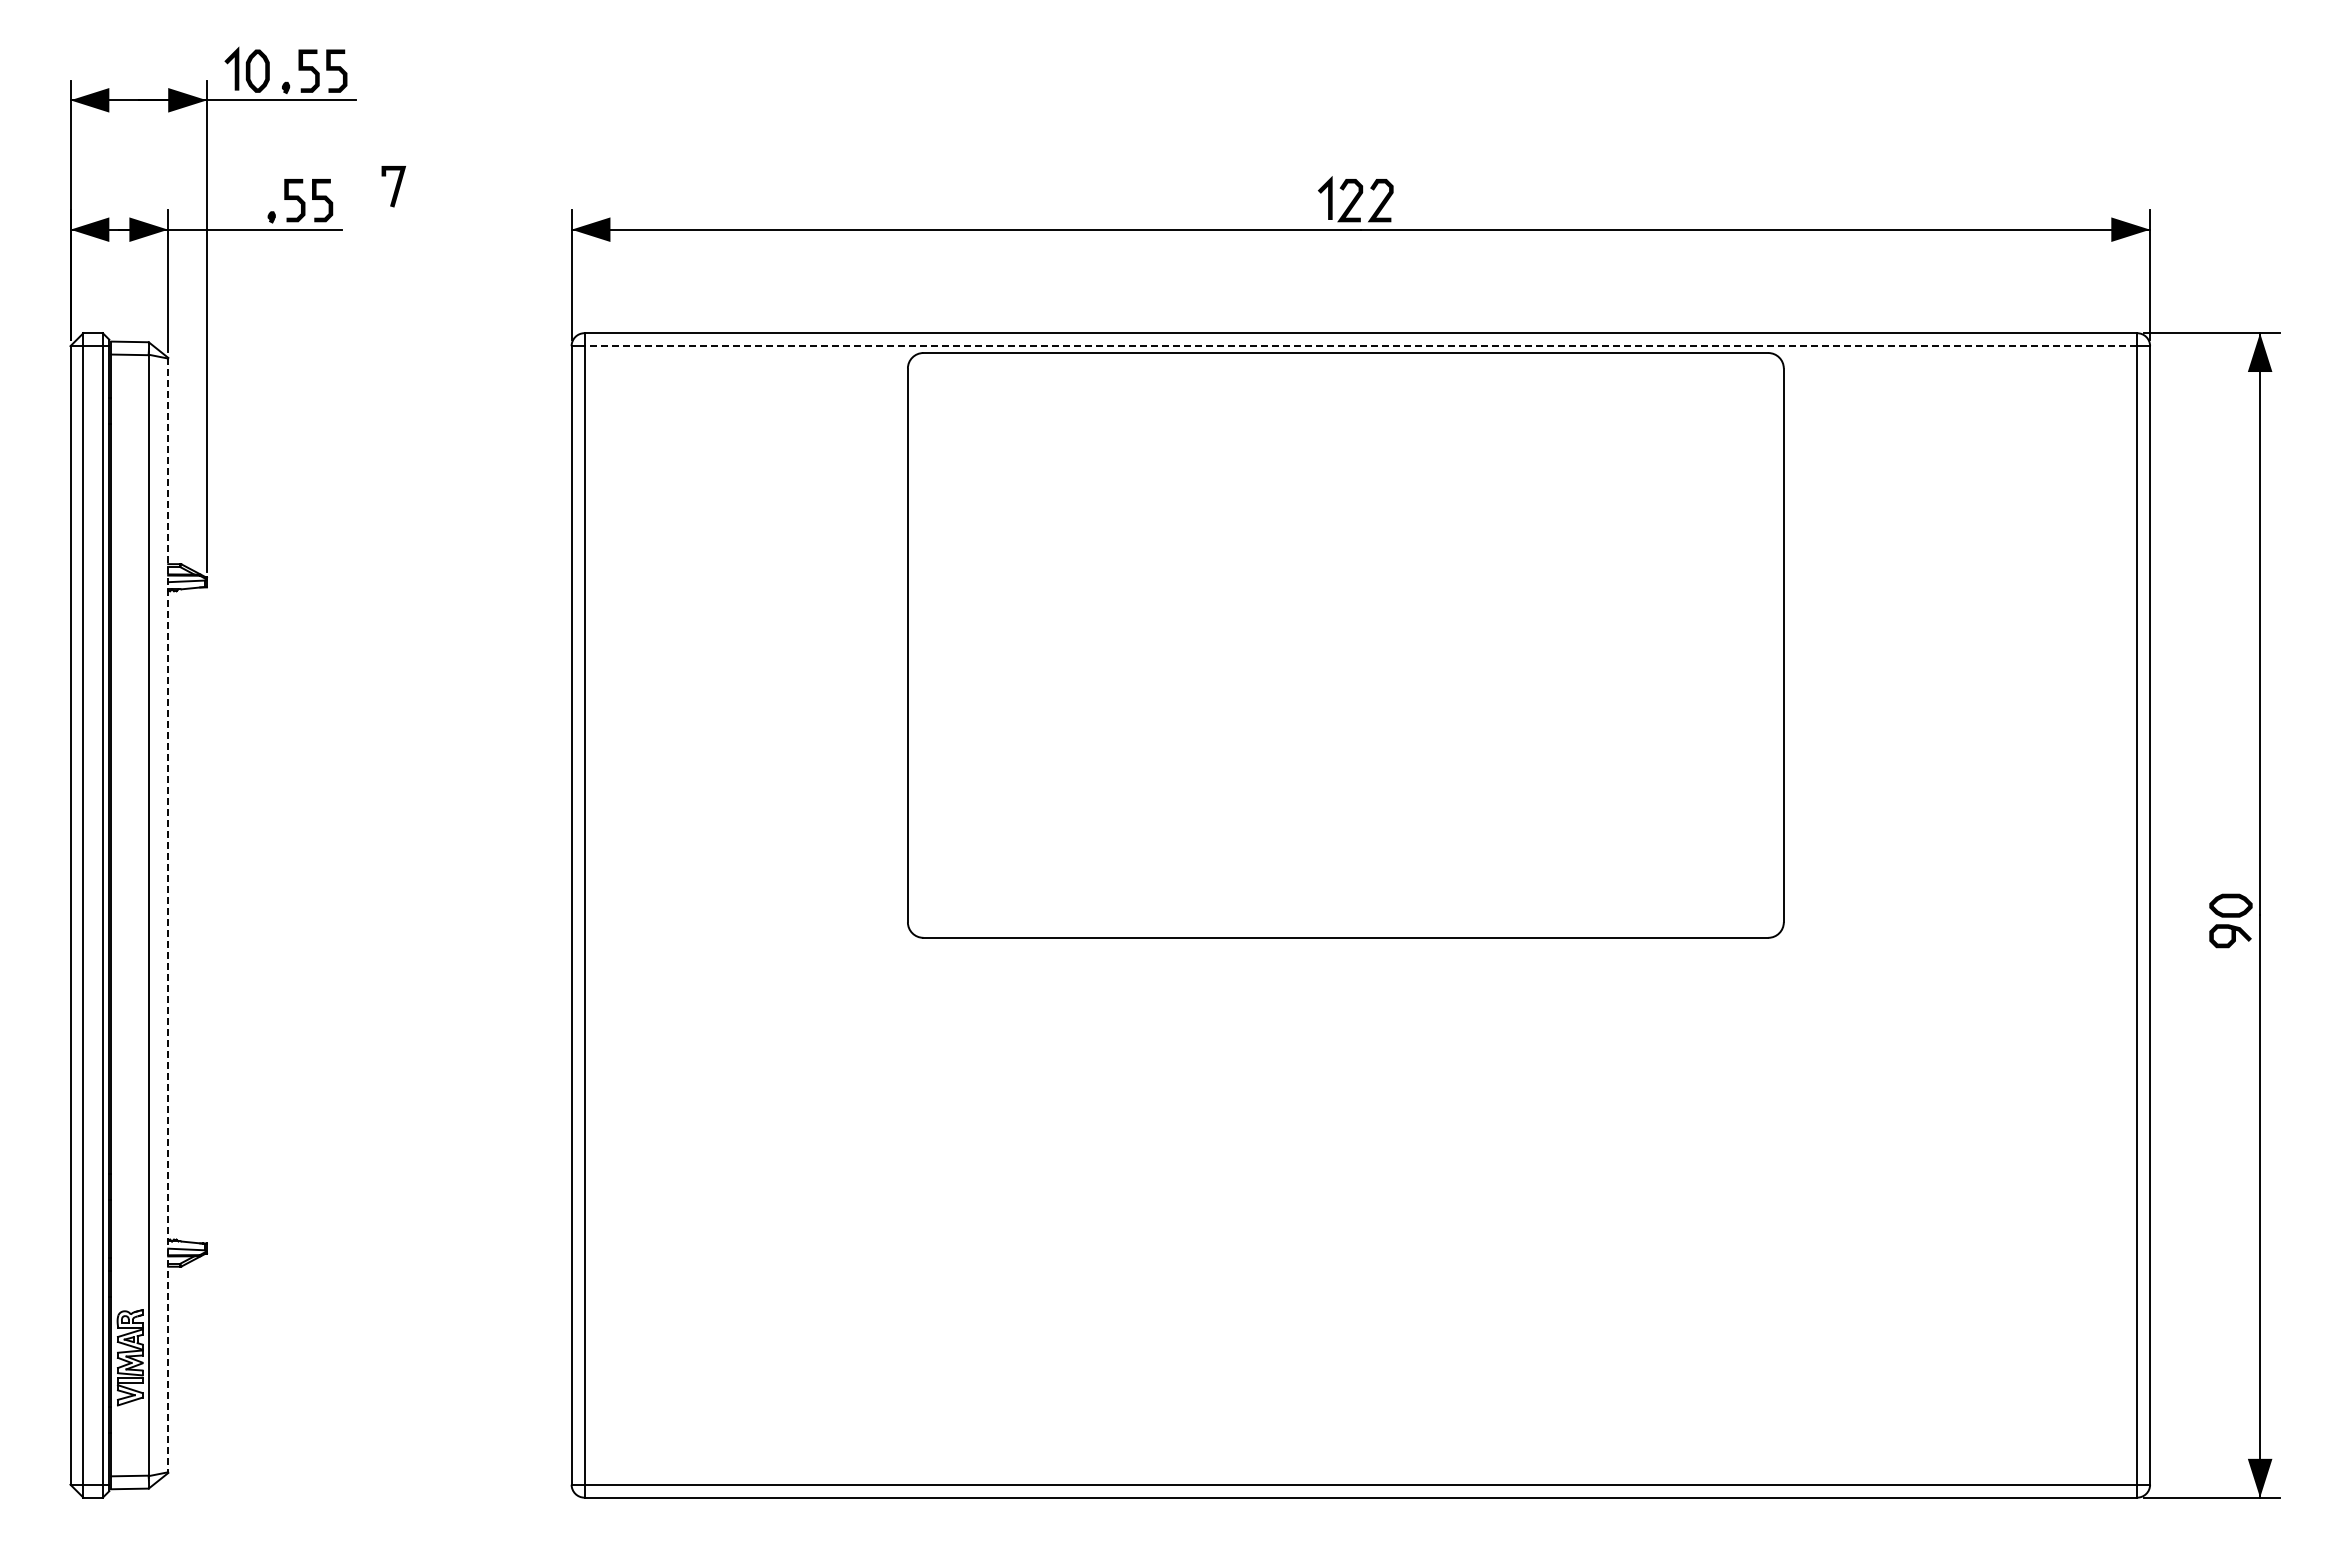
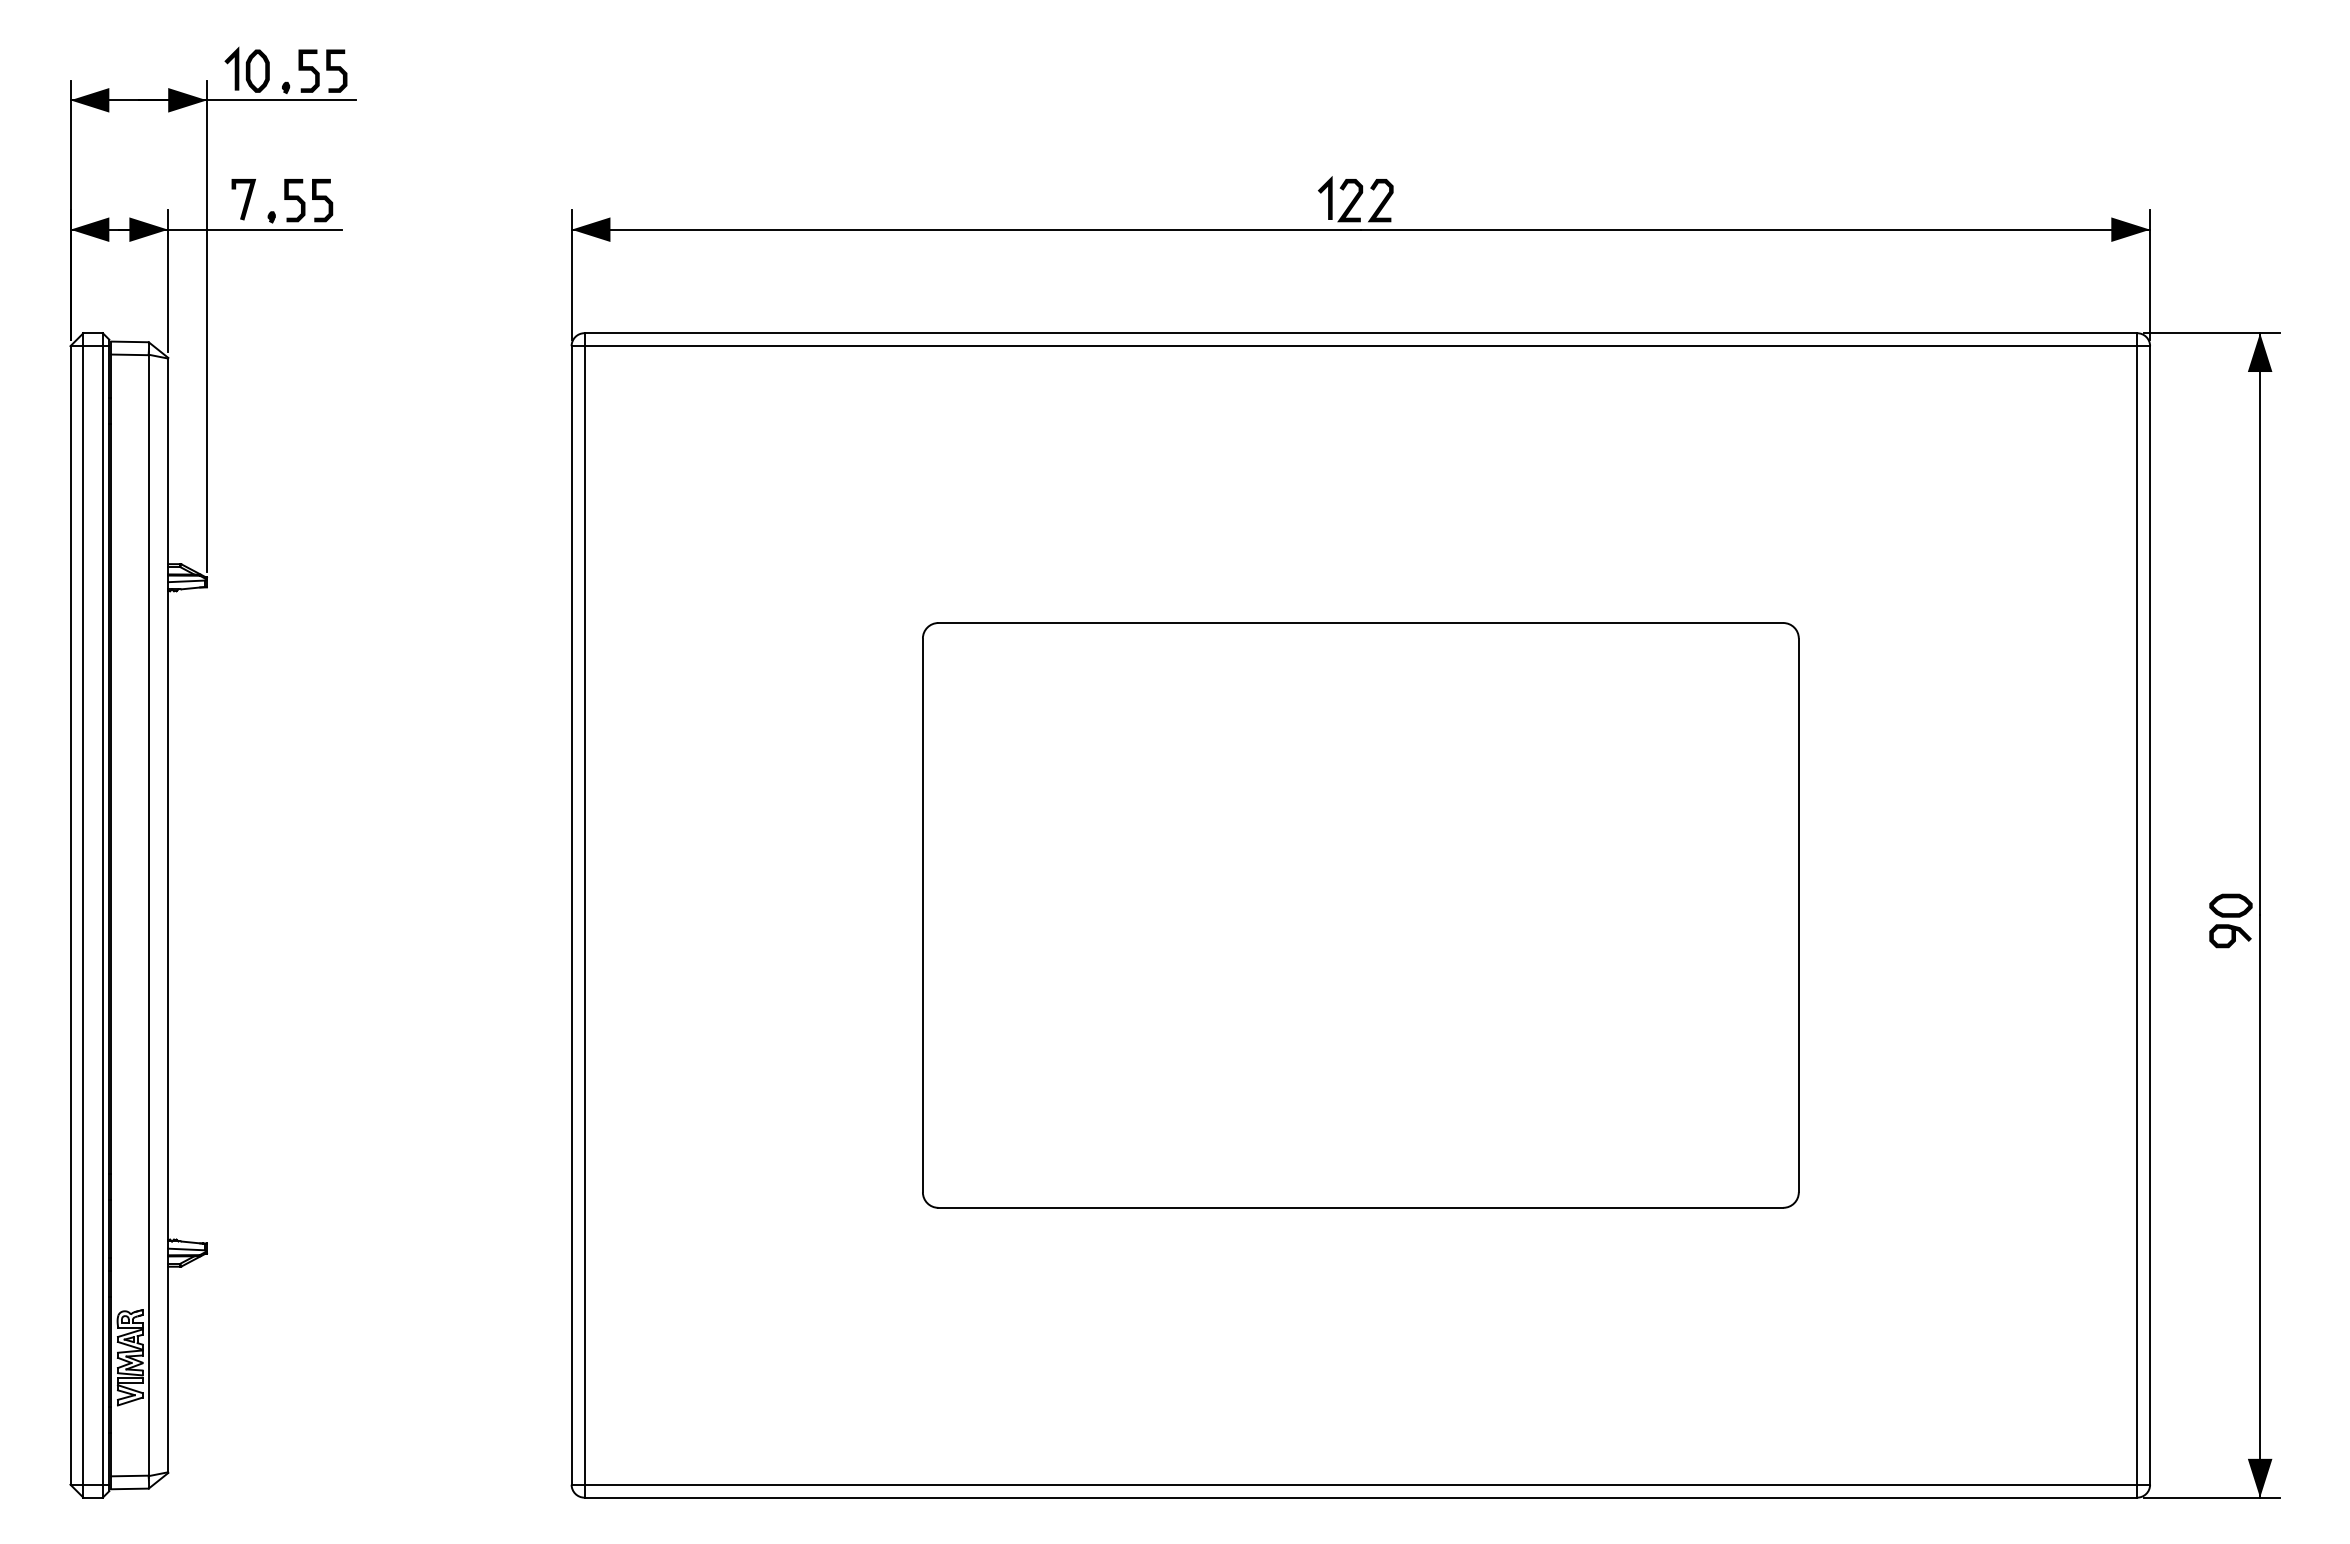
line position: (395, 186) -> (245, 199) (245, 199)
line: dashed -> solid (1360, 346)
part position: (1345, 645) -> (1360, 915) (1360, 915)
line: dashed -> solid (168, 915)
